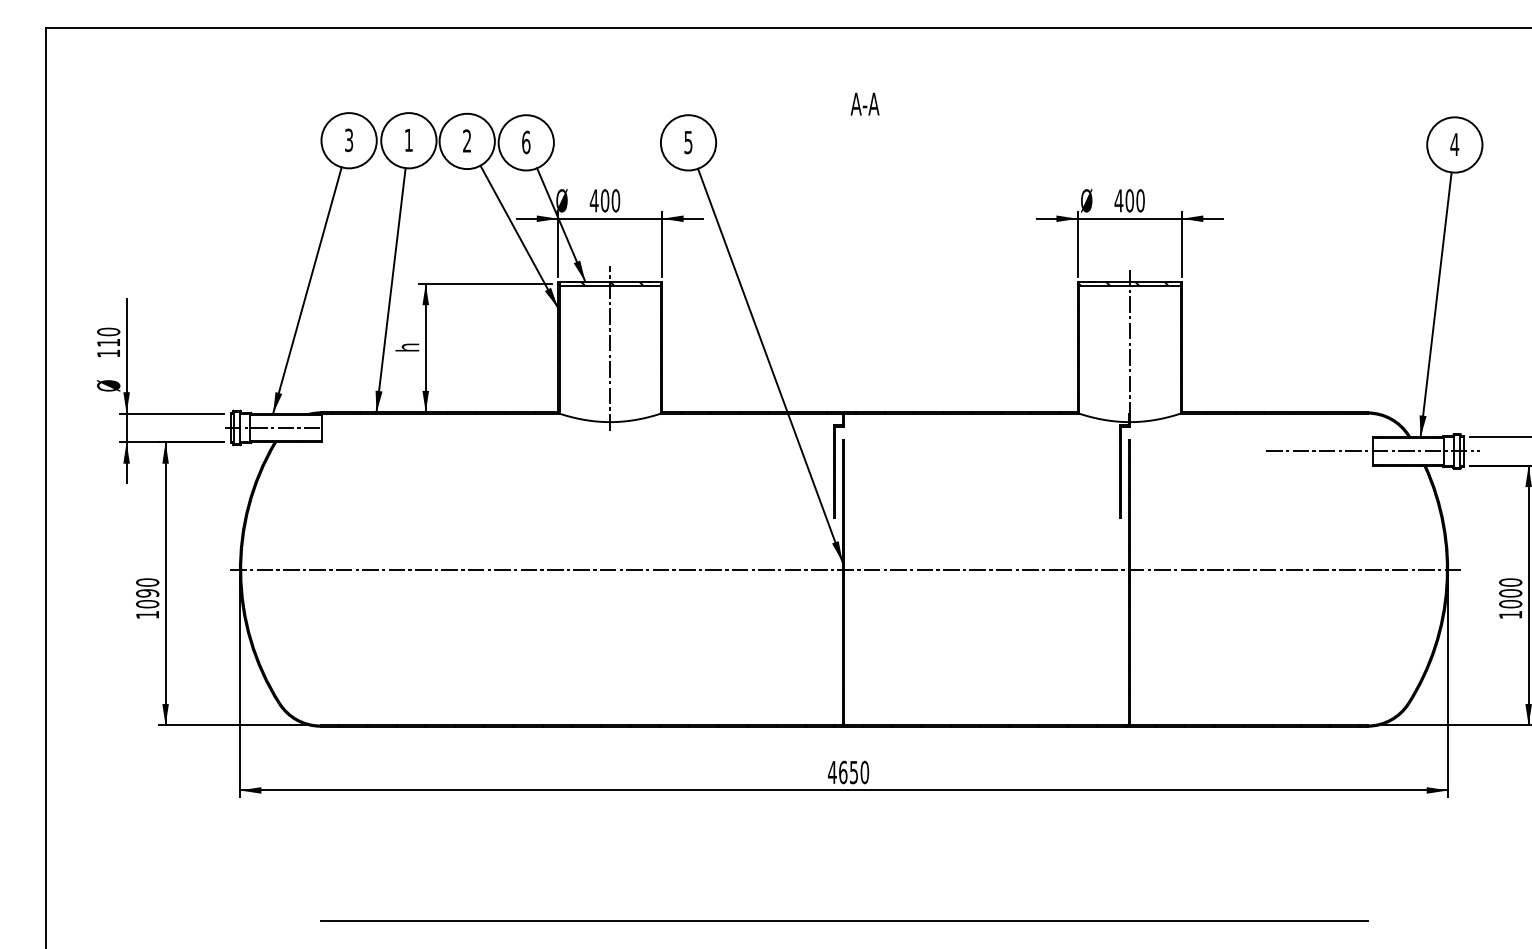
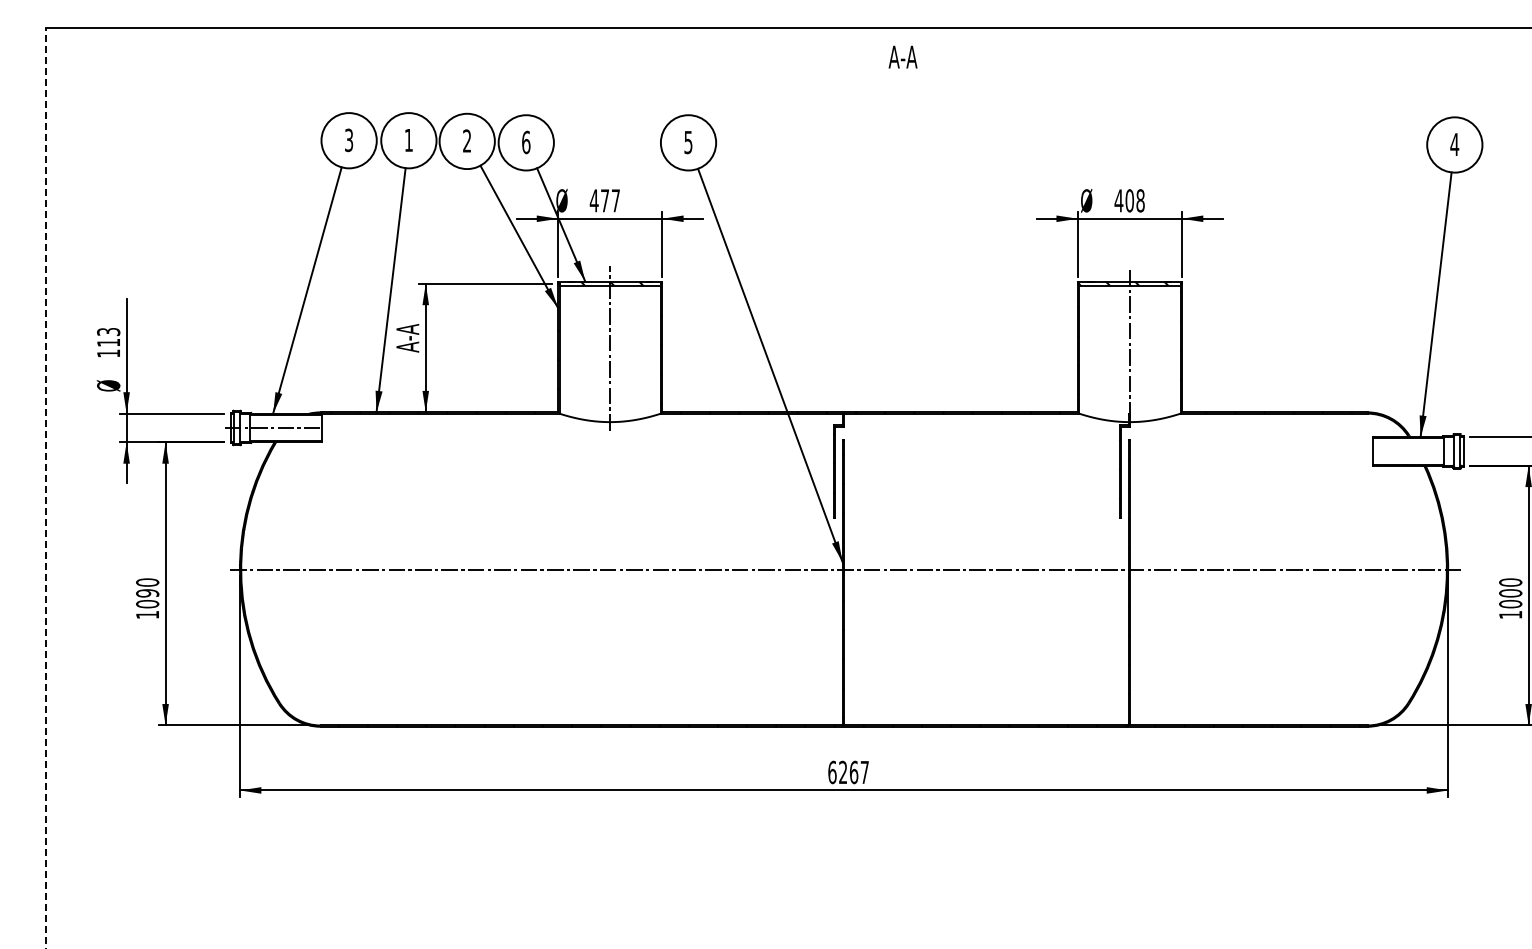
text position: (864, 103) -> (902, 56) (902, 56)
text: 400 -> 477 (610, 200)
text: 400 -> 408 (1140, 200)
text: 110 -> 113 (108, 331)
text: h -> A-A (407, 338)
line: present -> none (1372, 451)
line: solid -> dashed (45, 488)
text: 4650 -> 6267 (848, 772)
line: present -> none (843, 920)
